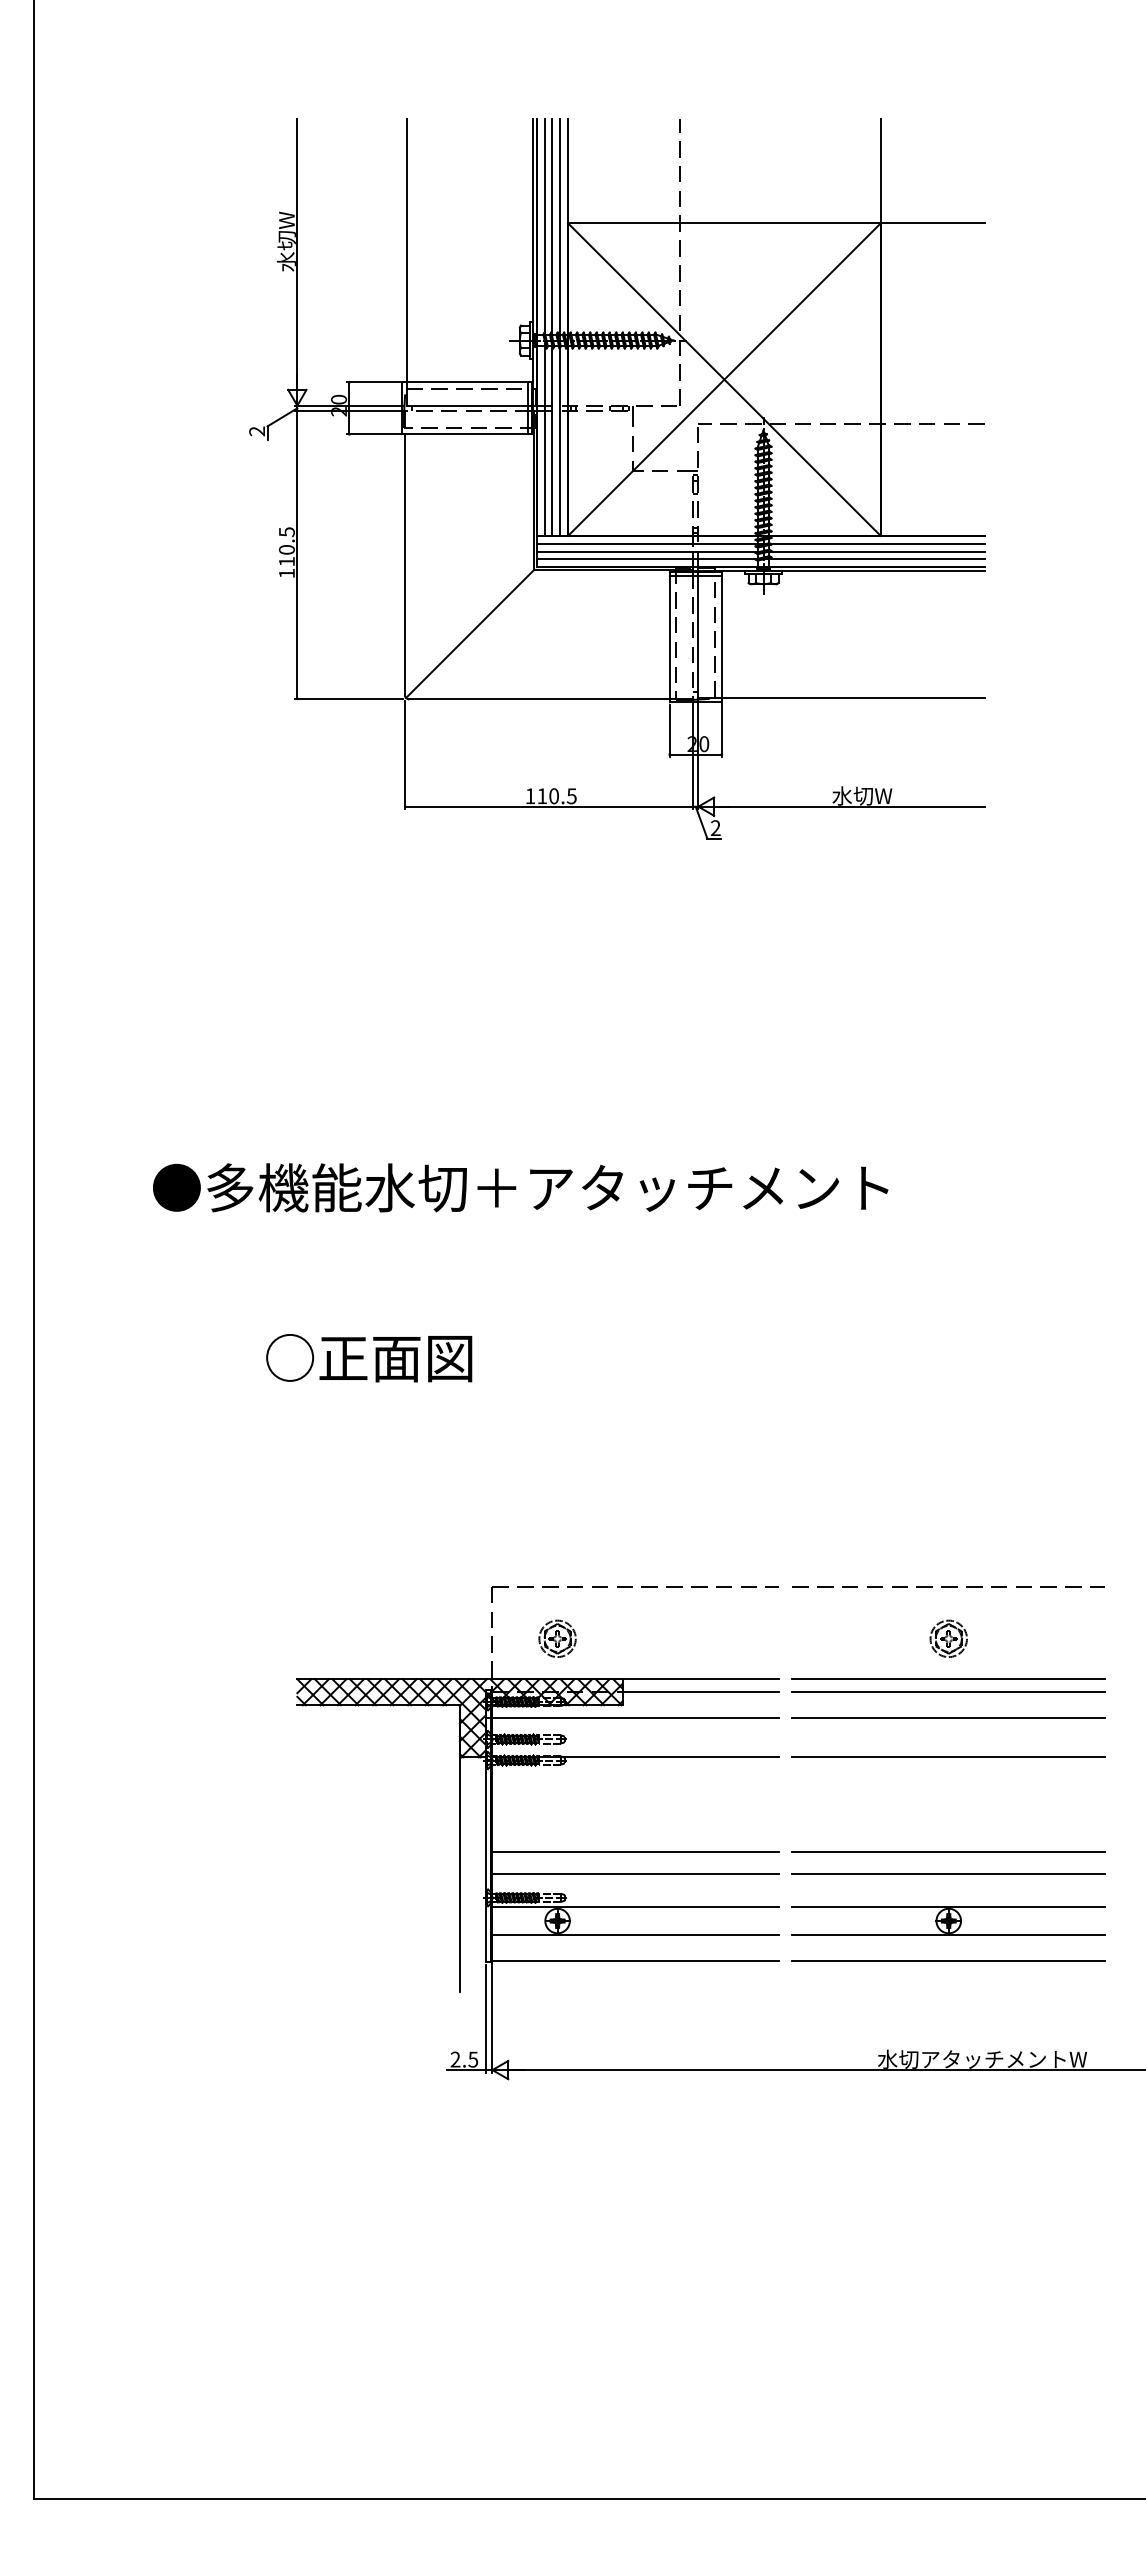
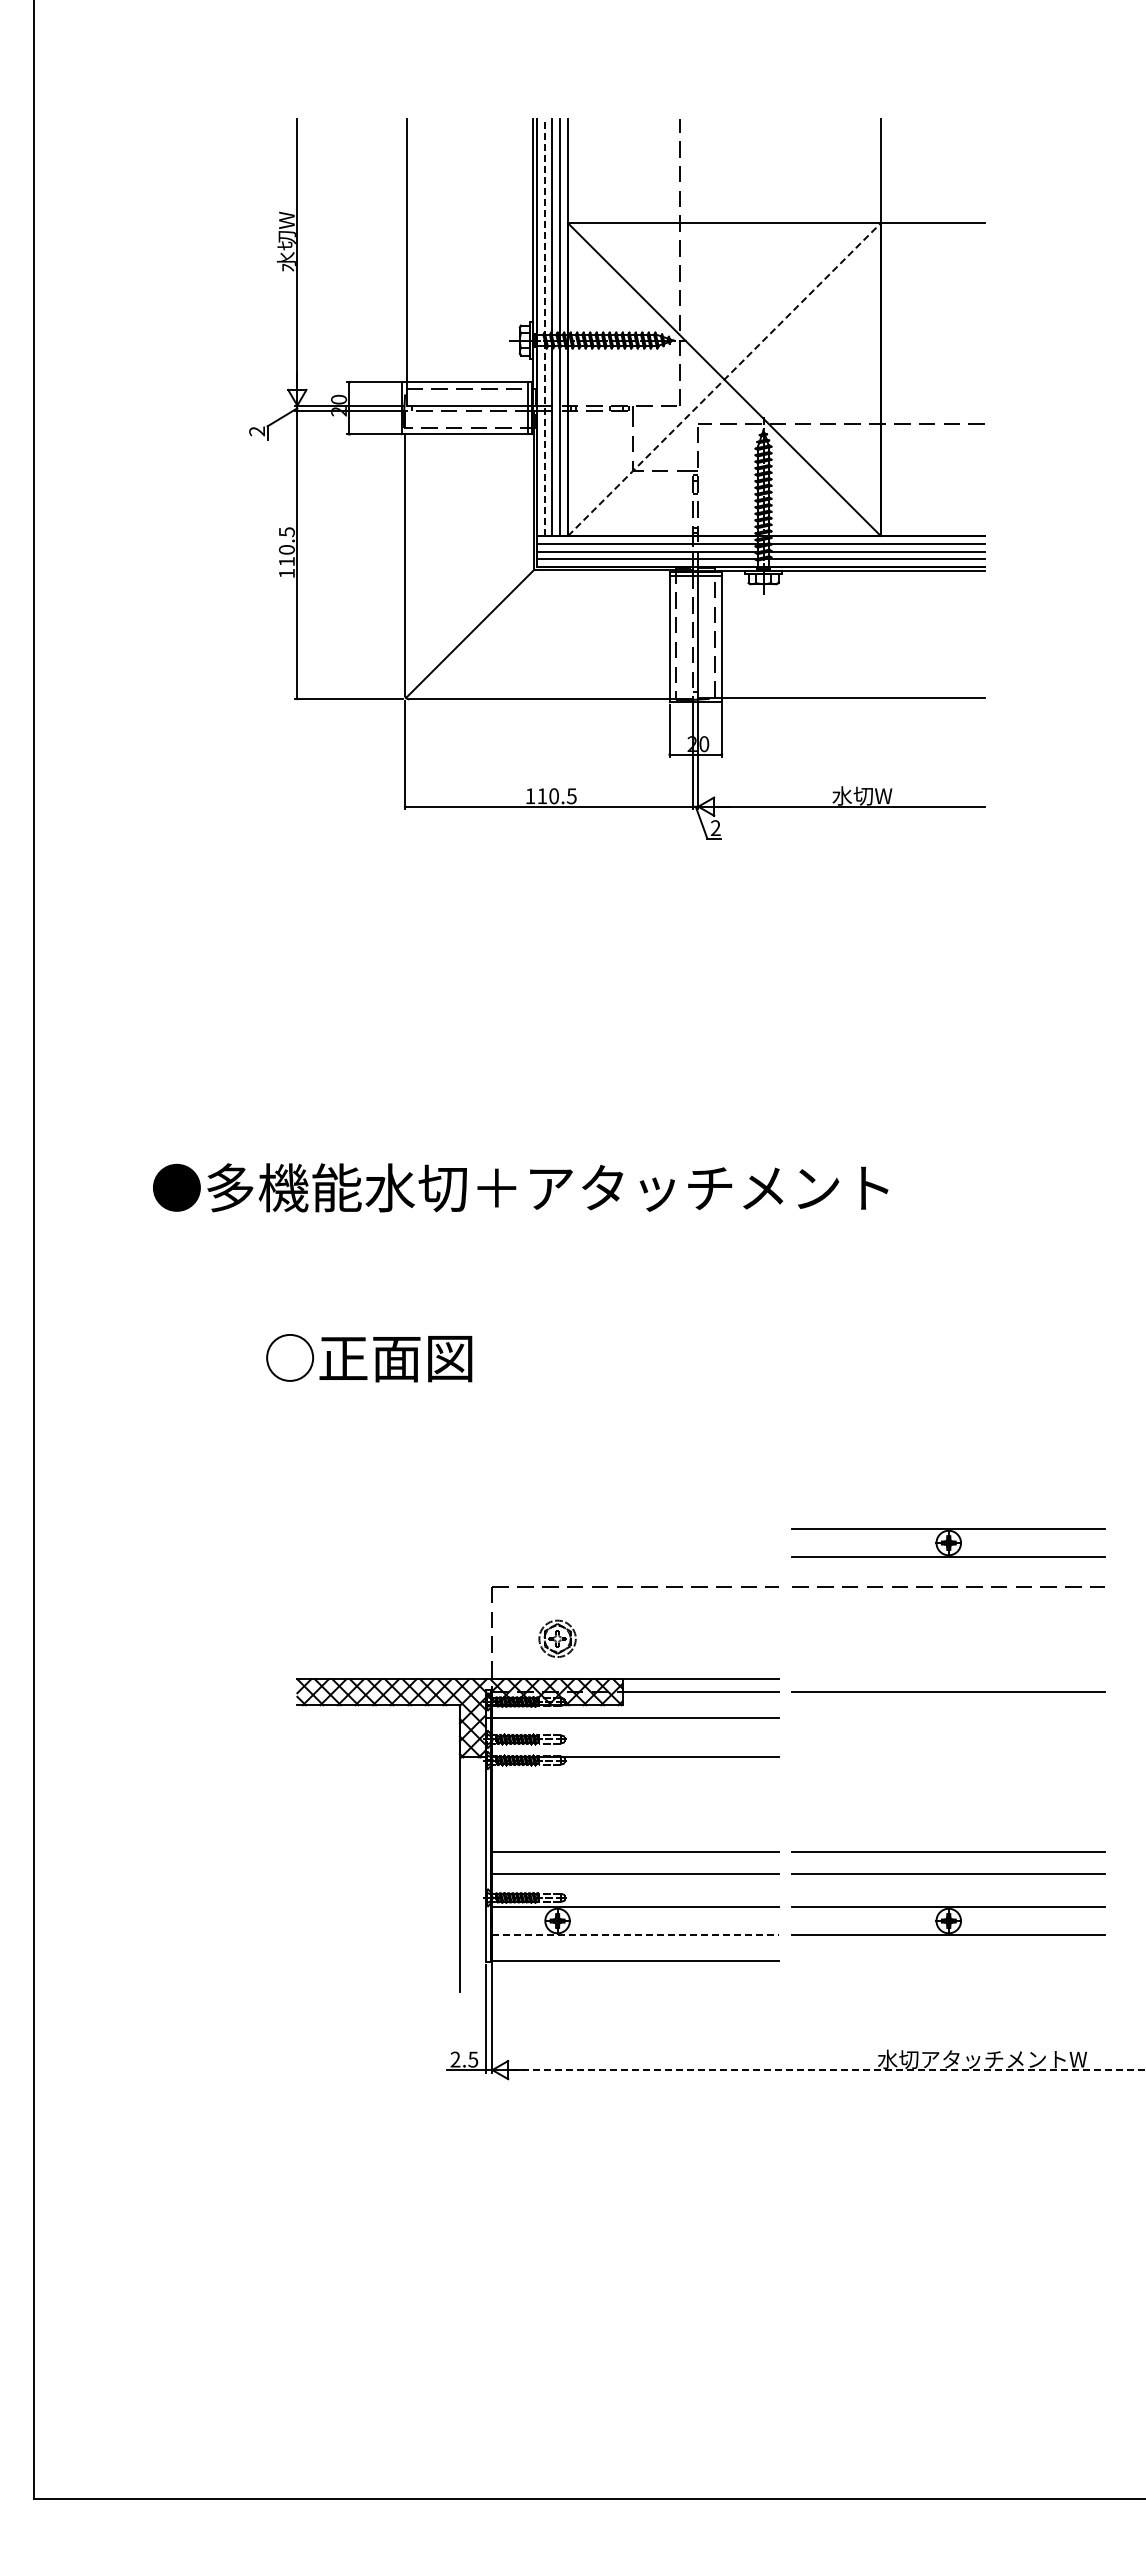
line: solid -> dashed (544, 327)
line: solid -> dashed (724, 379)
part: none -> present (948, 1542)
part: present -> none (948, 1638)
line: present -> none (948, 1678)
line: present -> none (948, 1718)
line: present -> none (948, 1757)
line: solid -> dashed (636, 1934)
line: present -> none (948, 1960)
line: solid -> dashed (827, 2070)
